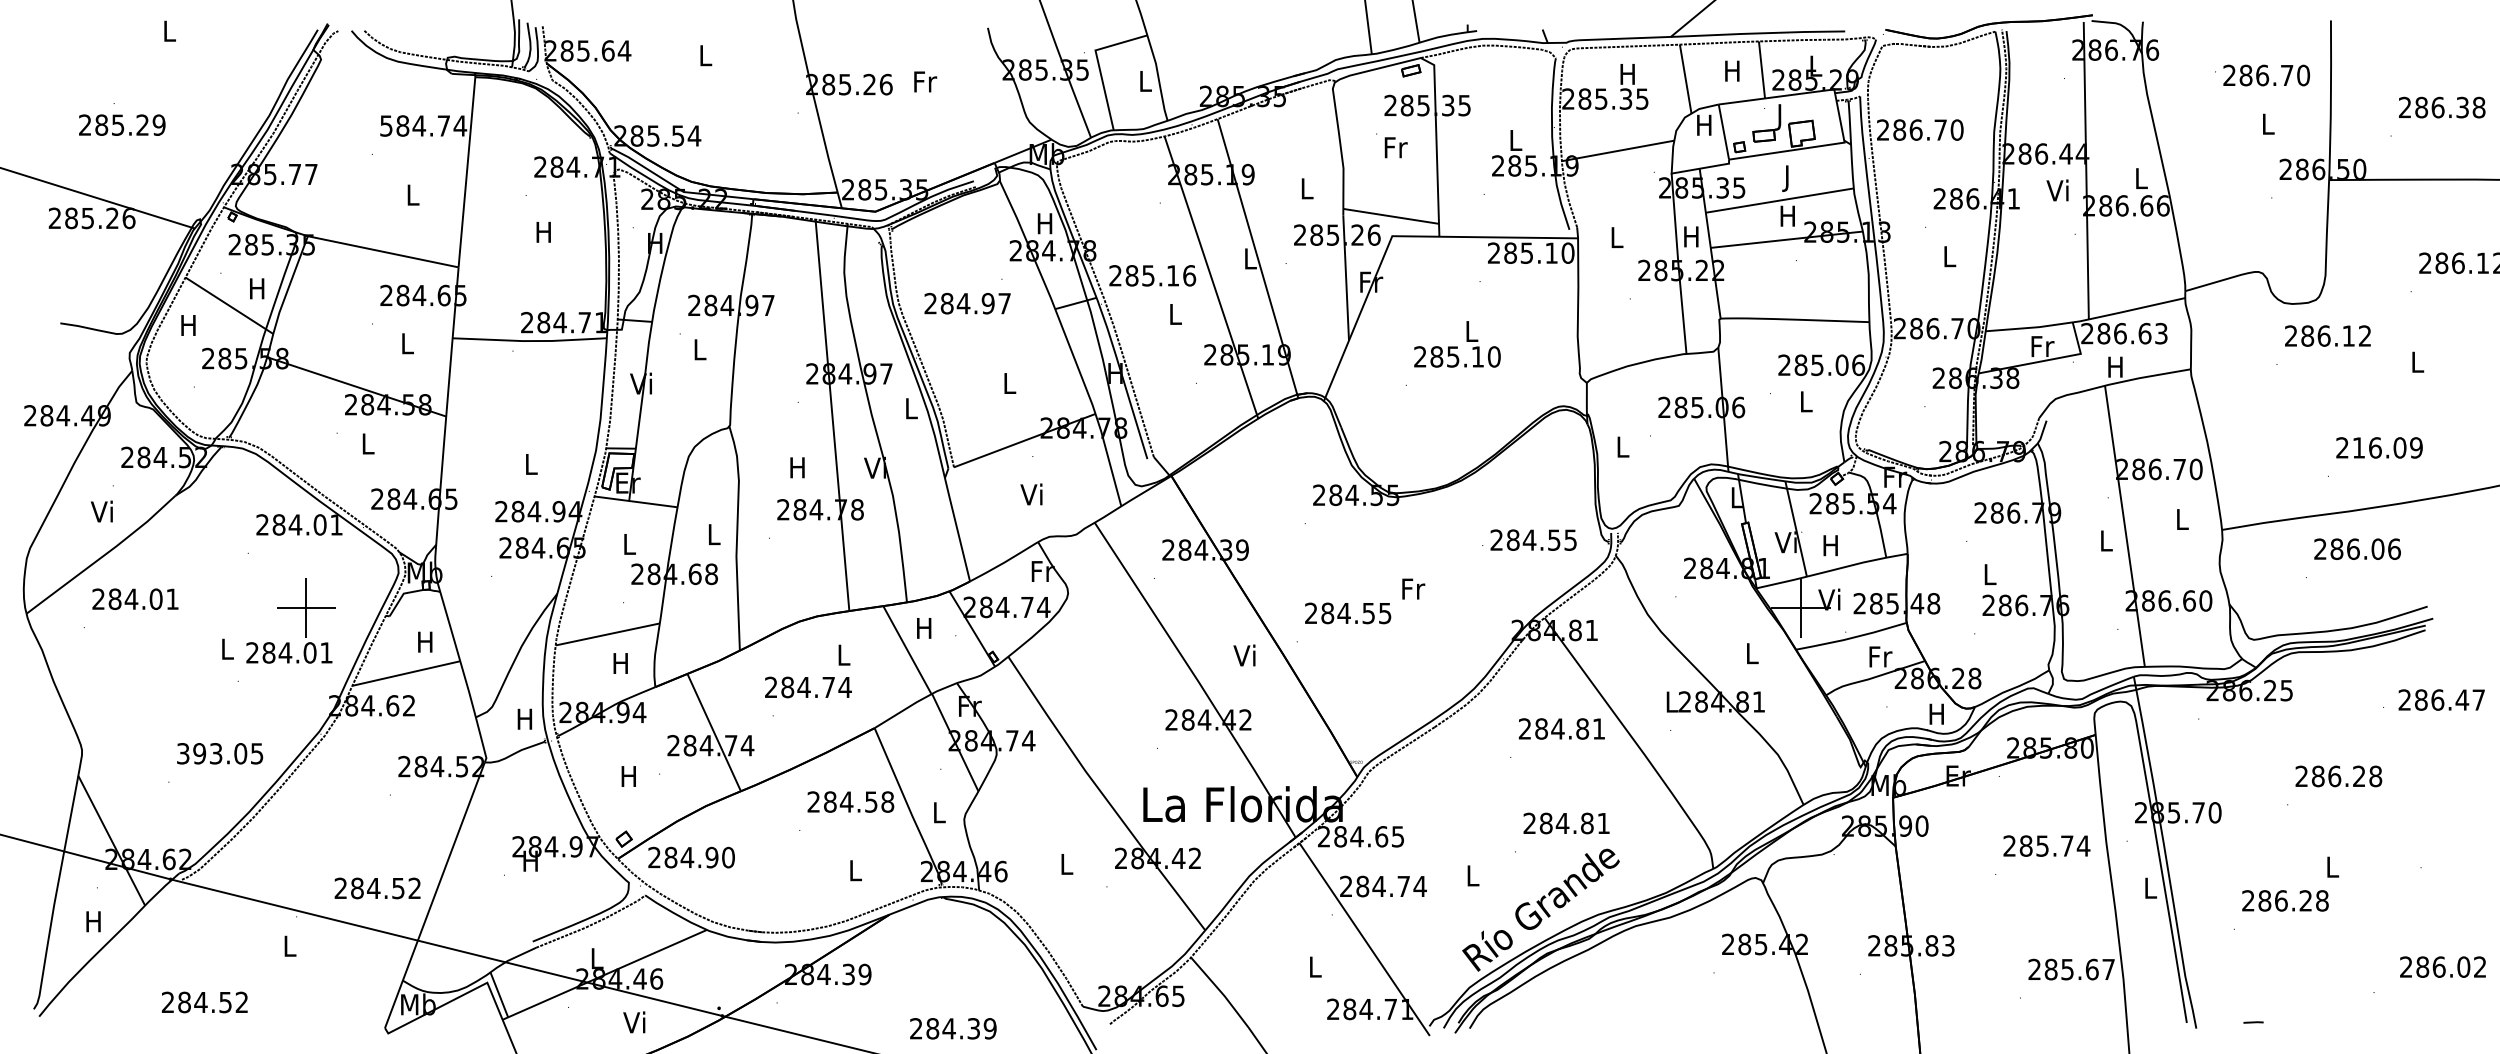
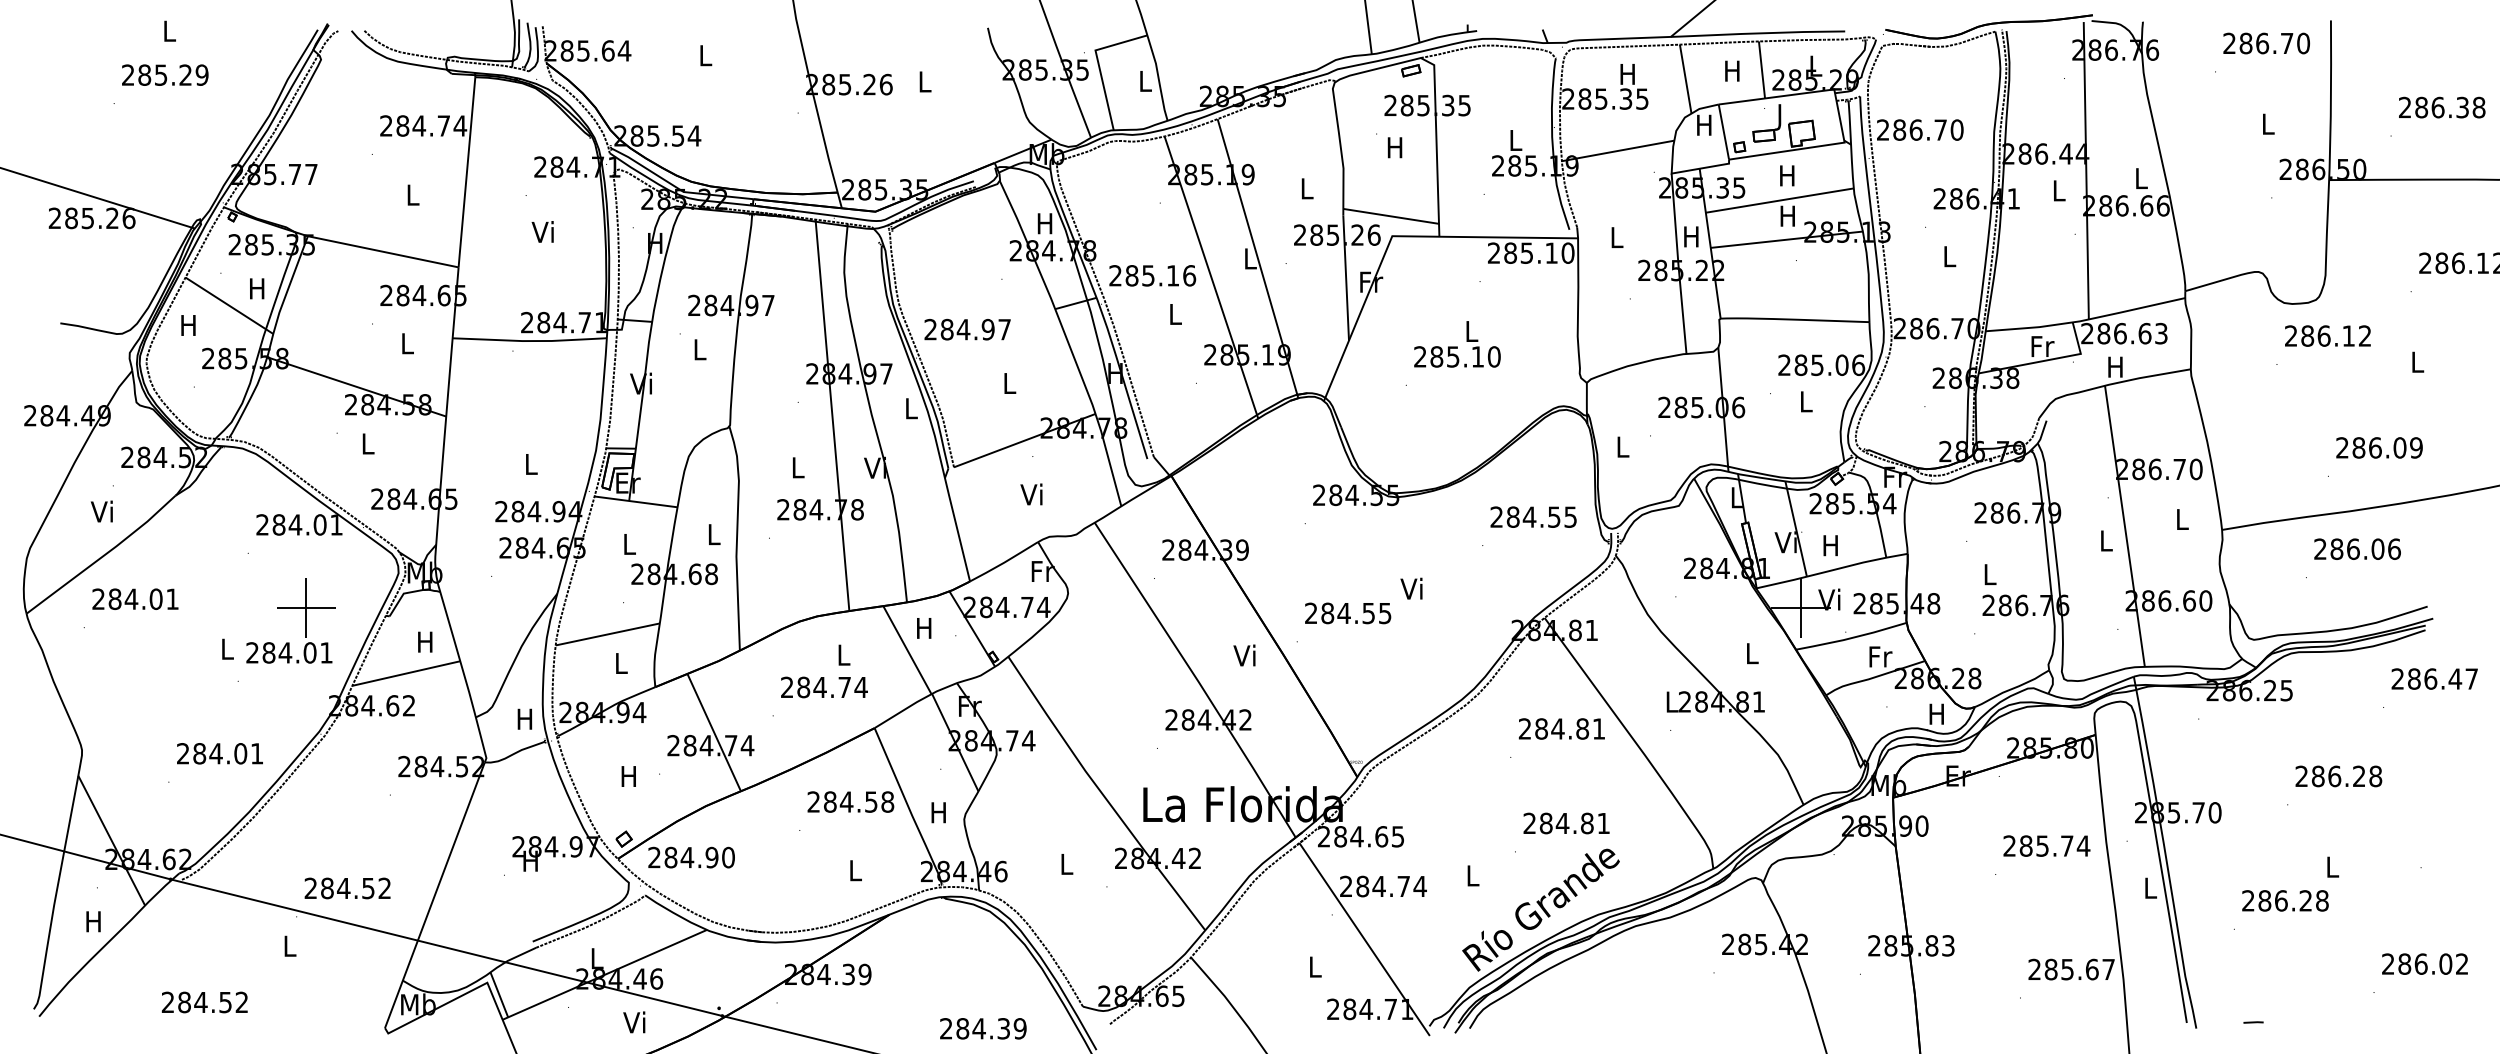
text position: (2266, 75) -> (2266, 43) (2266, 43)
text: Fr -> L (925, 81)
text position: (122, 124) -> (165, 74) (165, 74)
text: 584.74 -> 284.74 (386, 125)
text: Fr -> H (1395, 147)
text: J -> H (1787, 178)
text: Vi -> L (2057, 190)
text: H -> Vi (542, 231)
text position: (967, 303) -> (967, 329) (967, 329)
text: 216.09 -> 286.09 (2358, 447)
text: H -> L (797, 467)
text position: (1533, 539) -> (1533, 516) (1533, 516)
text: Fr -> Vi (1412, 588)
text: H -> L (620, 663)
text position: (808, 687) -> (824, 687) (824, 687)
text position: (2441, 699) -> (2434, 678) (2434, 678)
text: 393.05 -> 284.01 (220, 753)
text: L -> H (938, 812)
text position: (377, 888) -> (347, 888) (347, 888)
text position: (2442, 966) -> (2424, 963) (2424, 963)
text position: (953, 1028) -> (983, 1028) (983, 1028)
